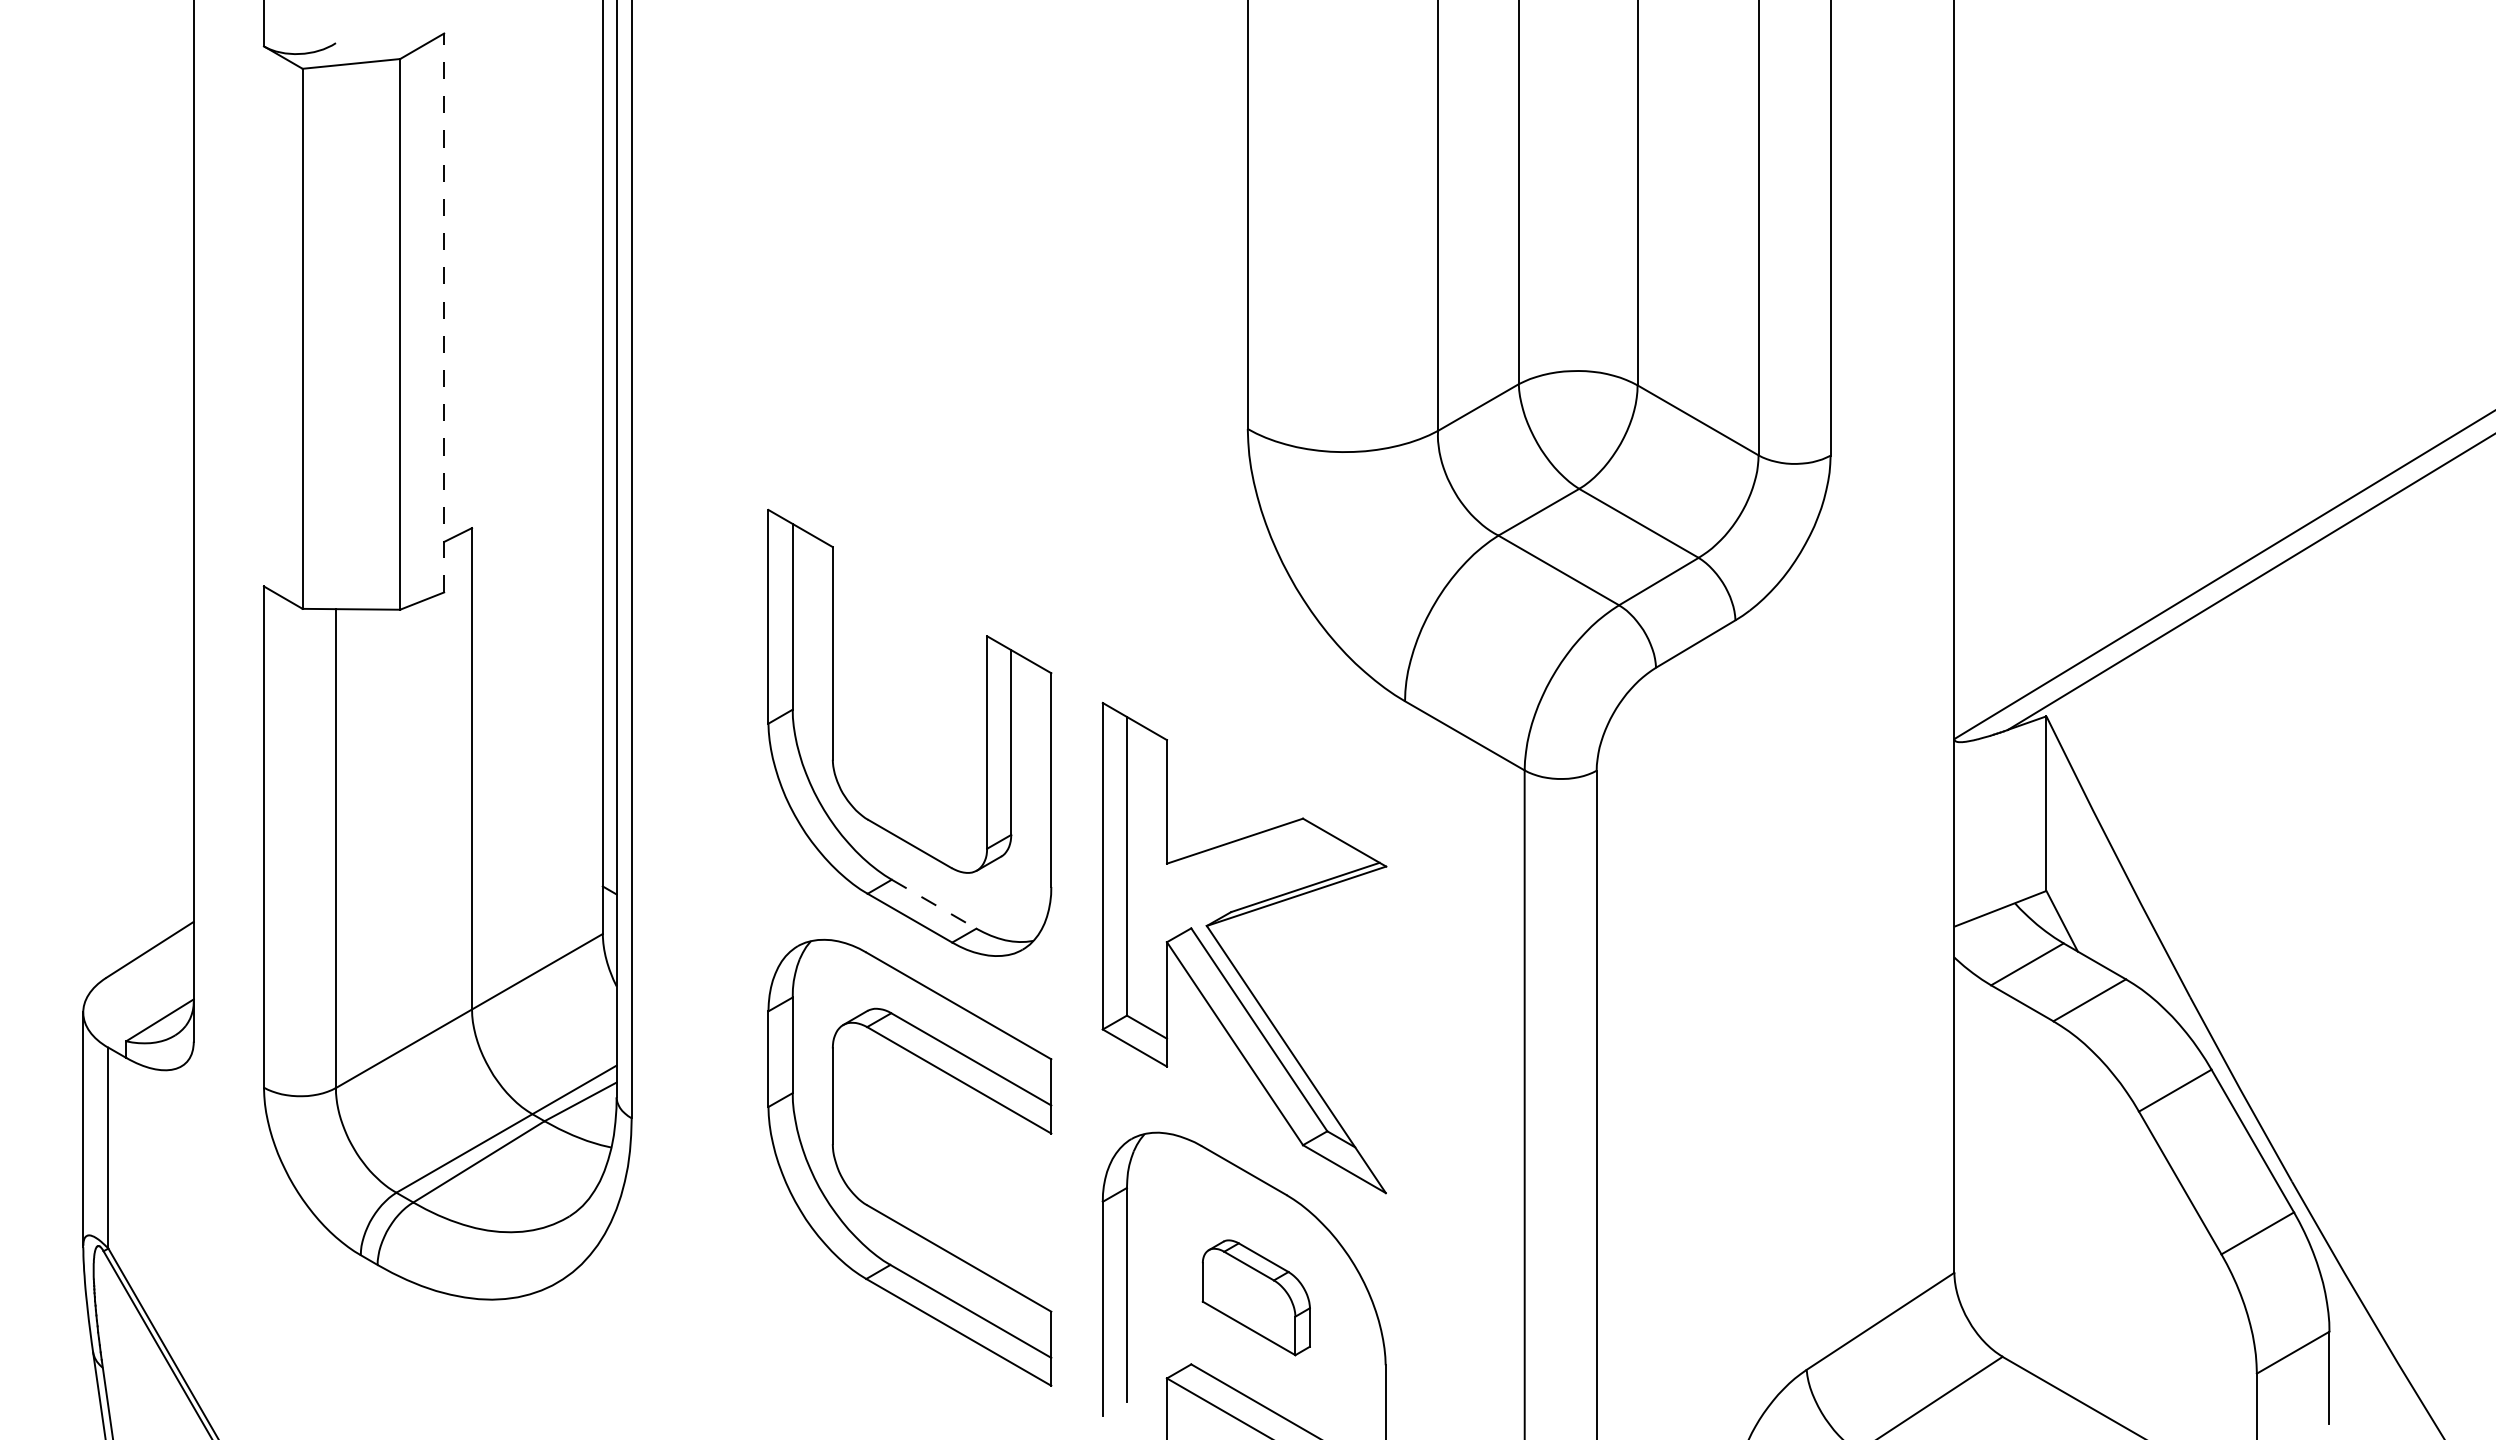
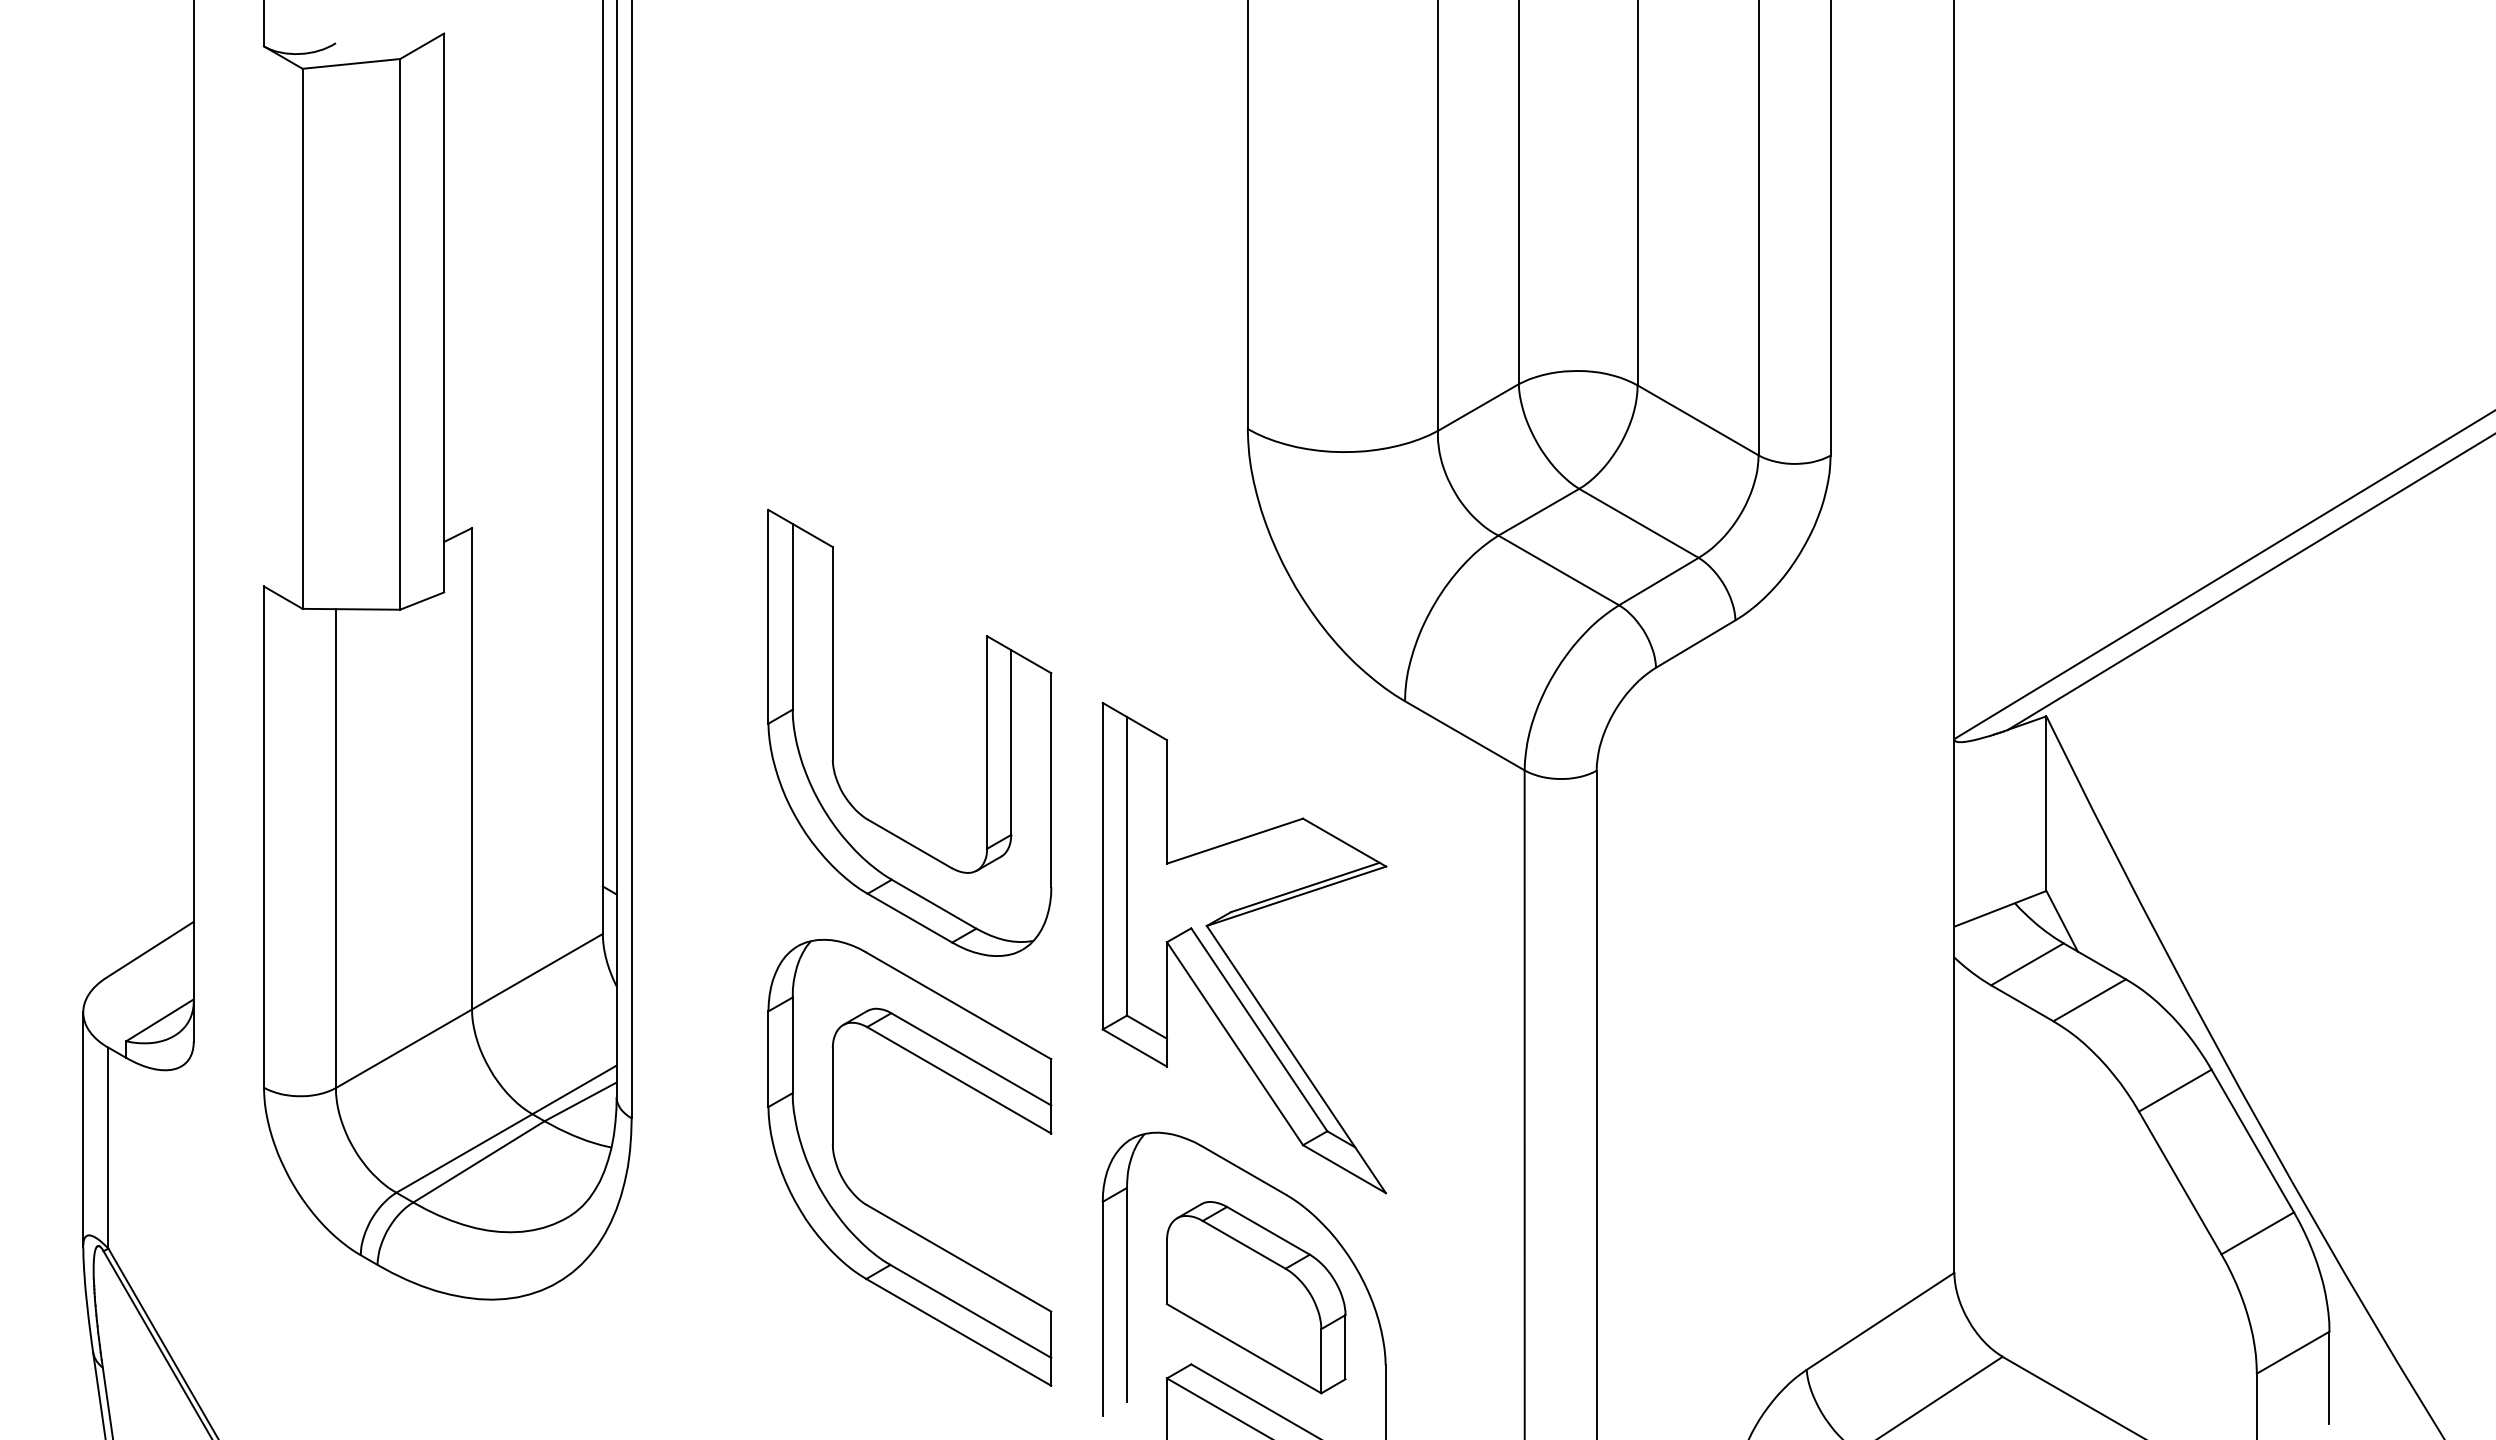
line: dashed -> solid (444, 312)
line: dashed -> solid (934, 904)
part size: 110x118 px -> 181x194 px (1256, 1297)
